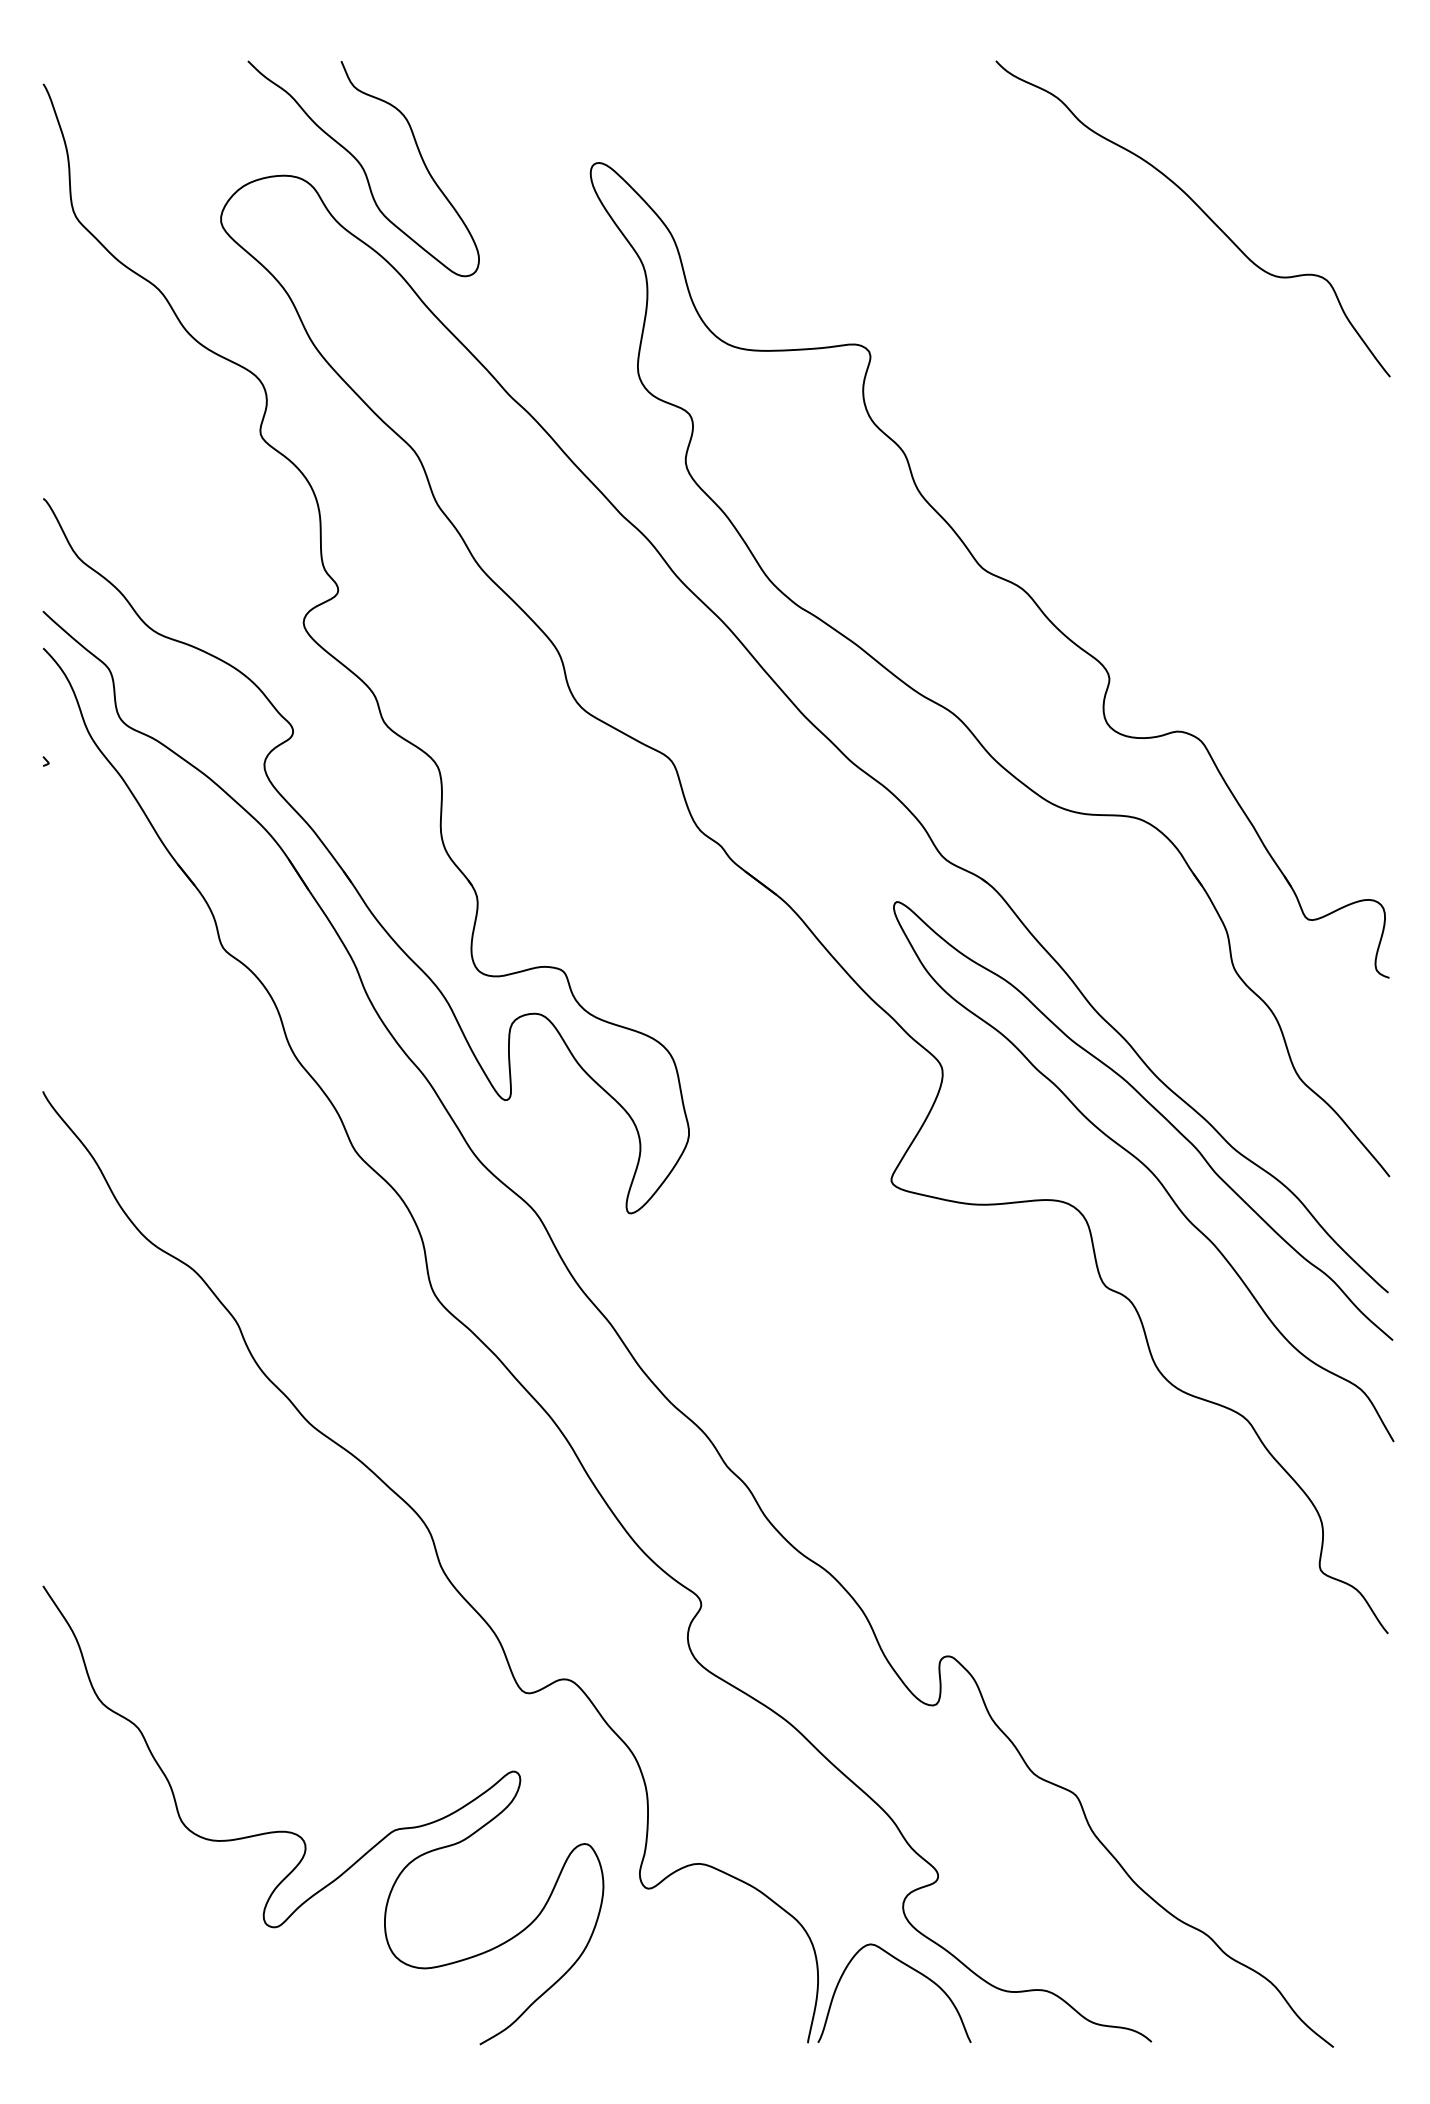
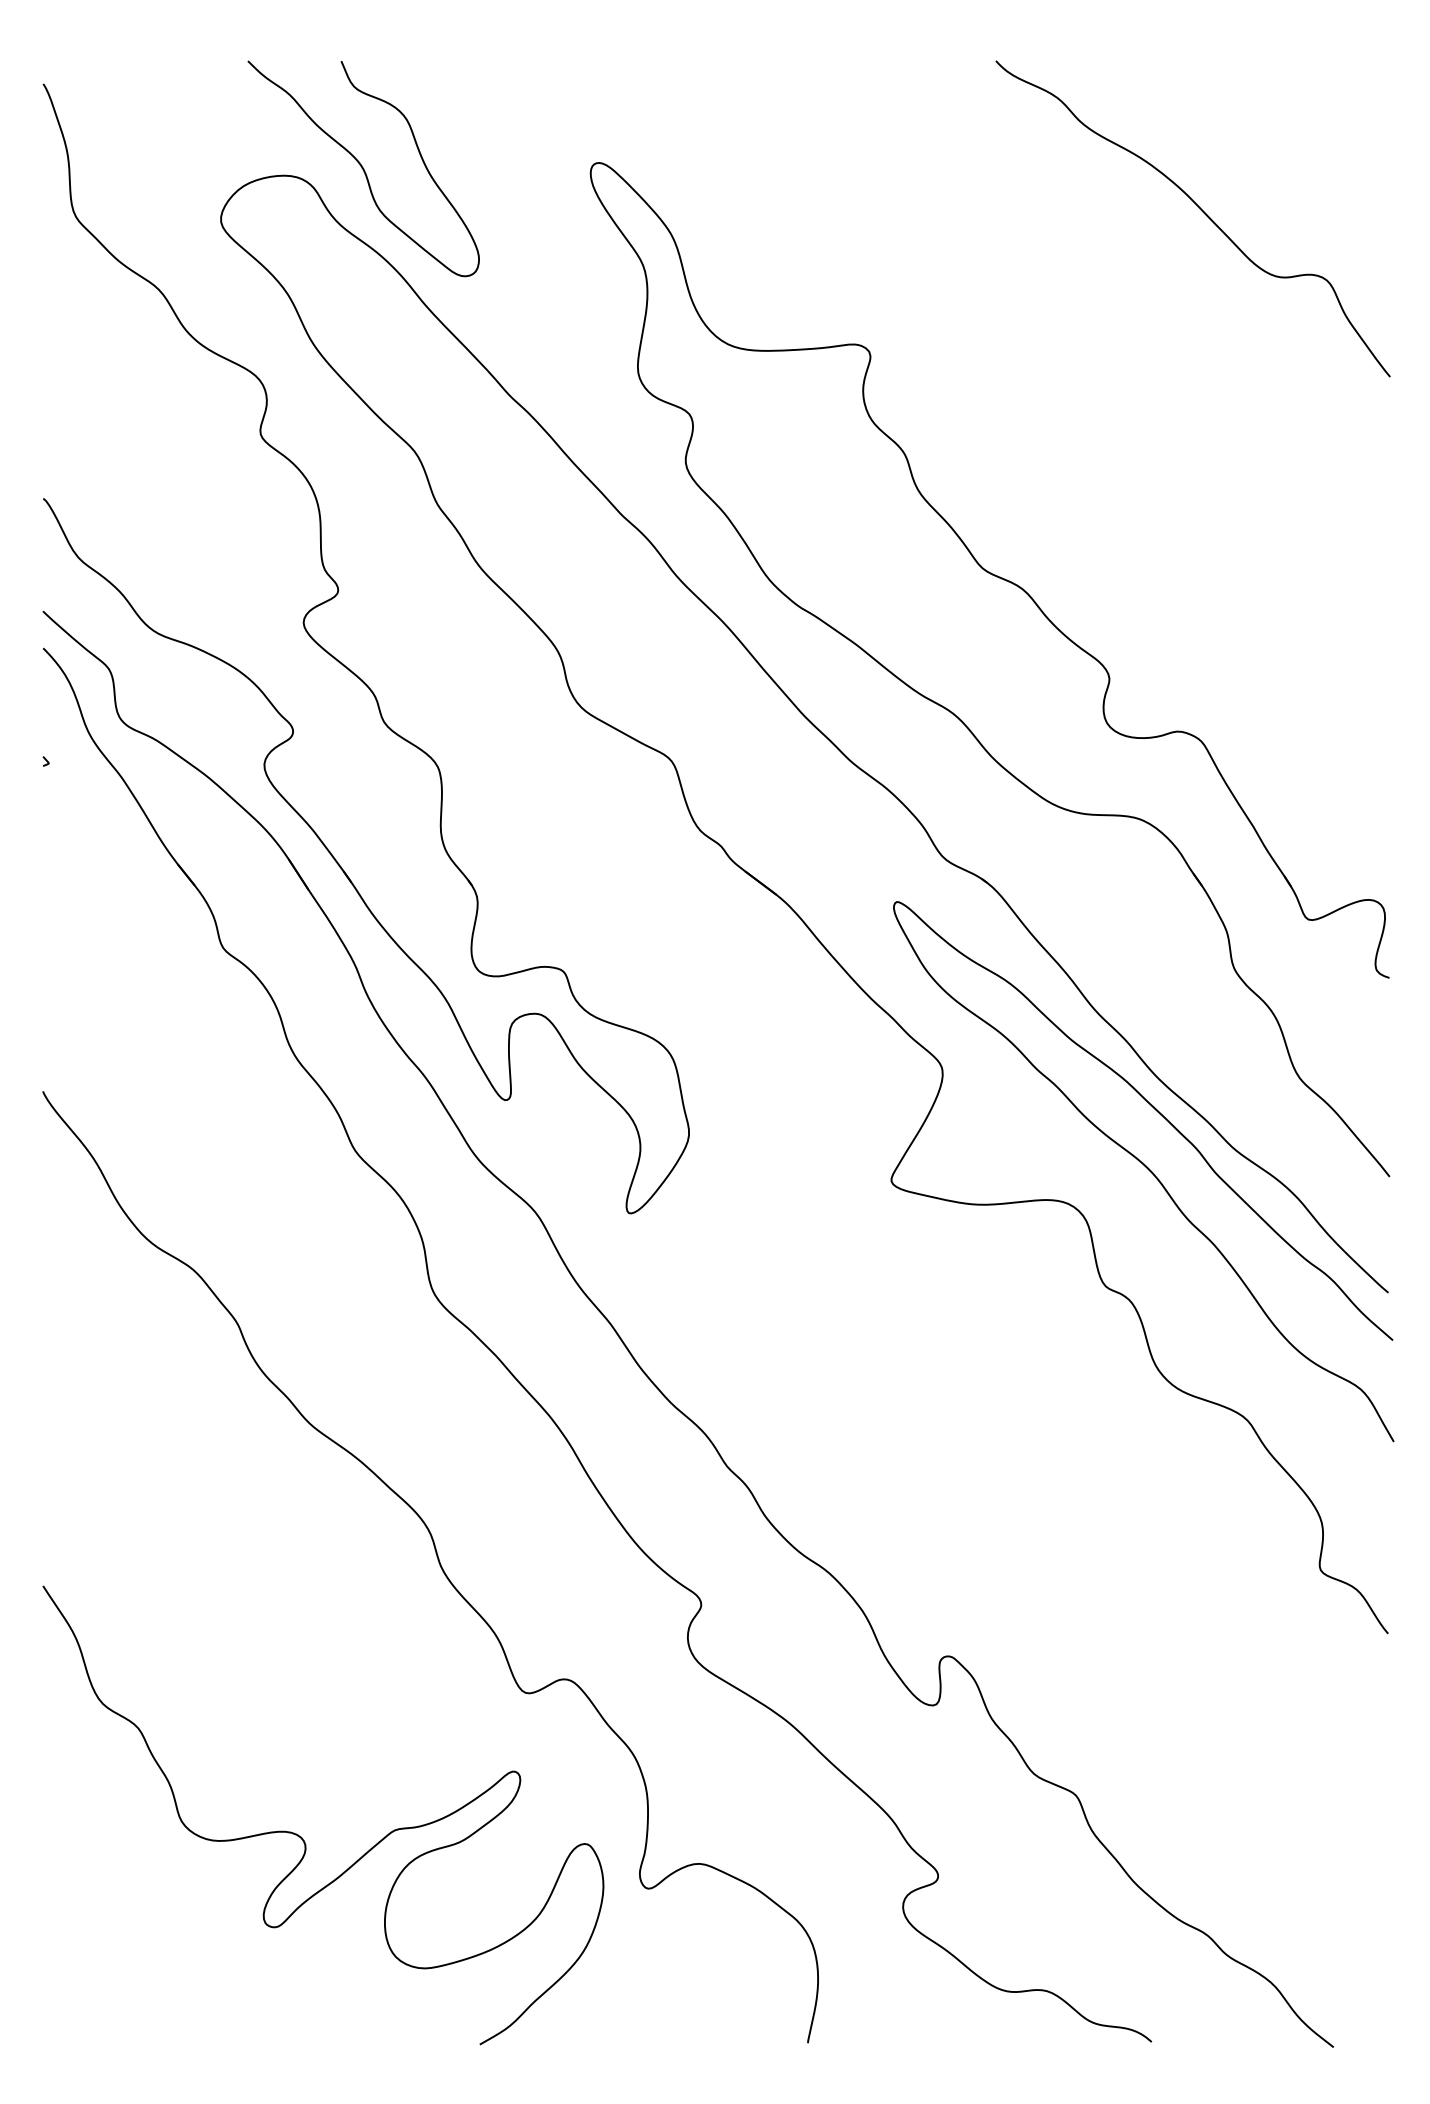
curve: present -> none (908, 1967)
